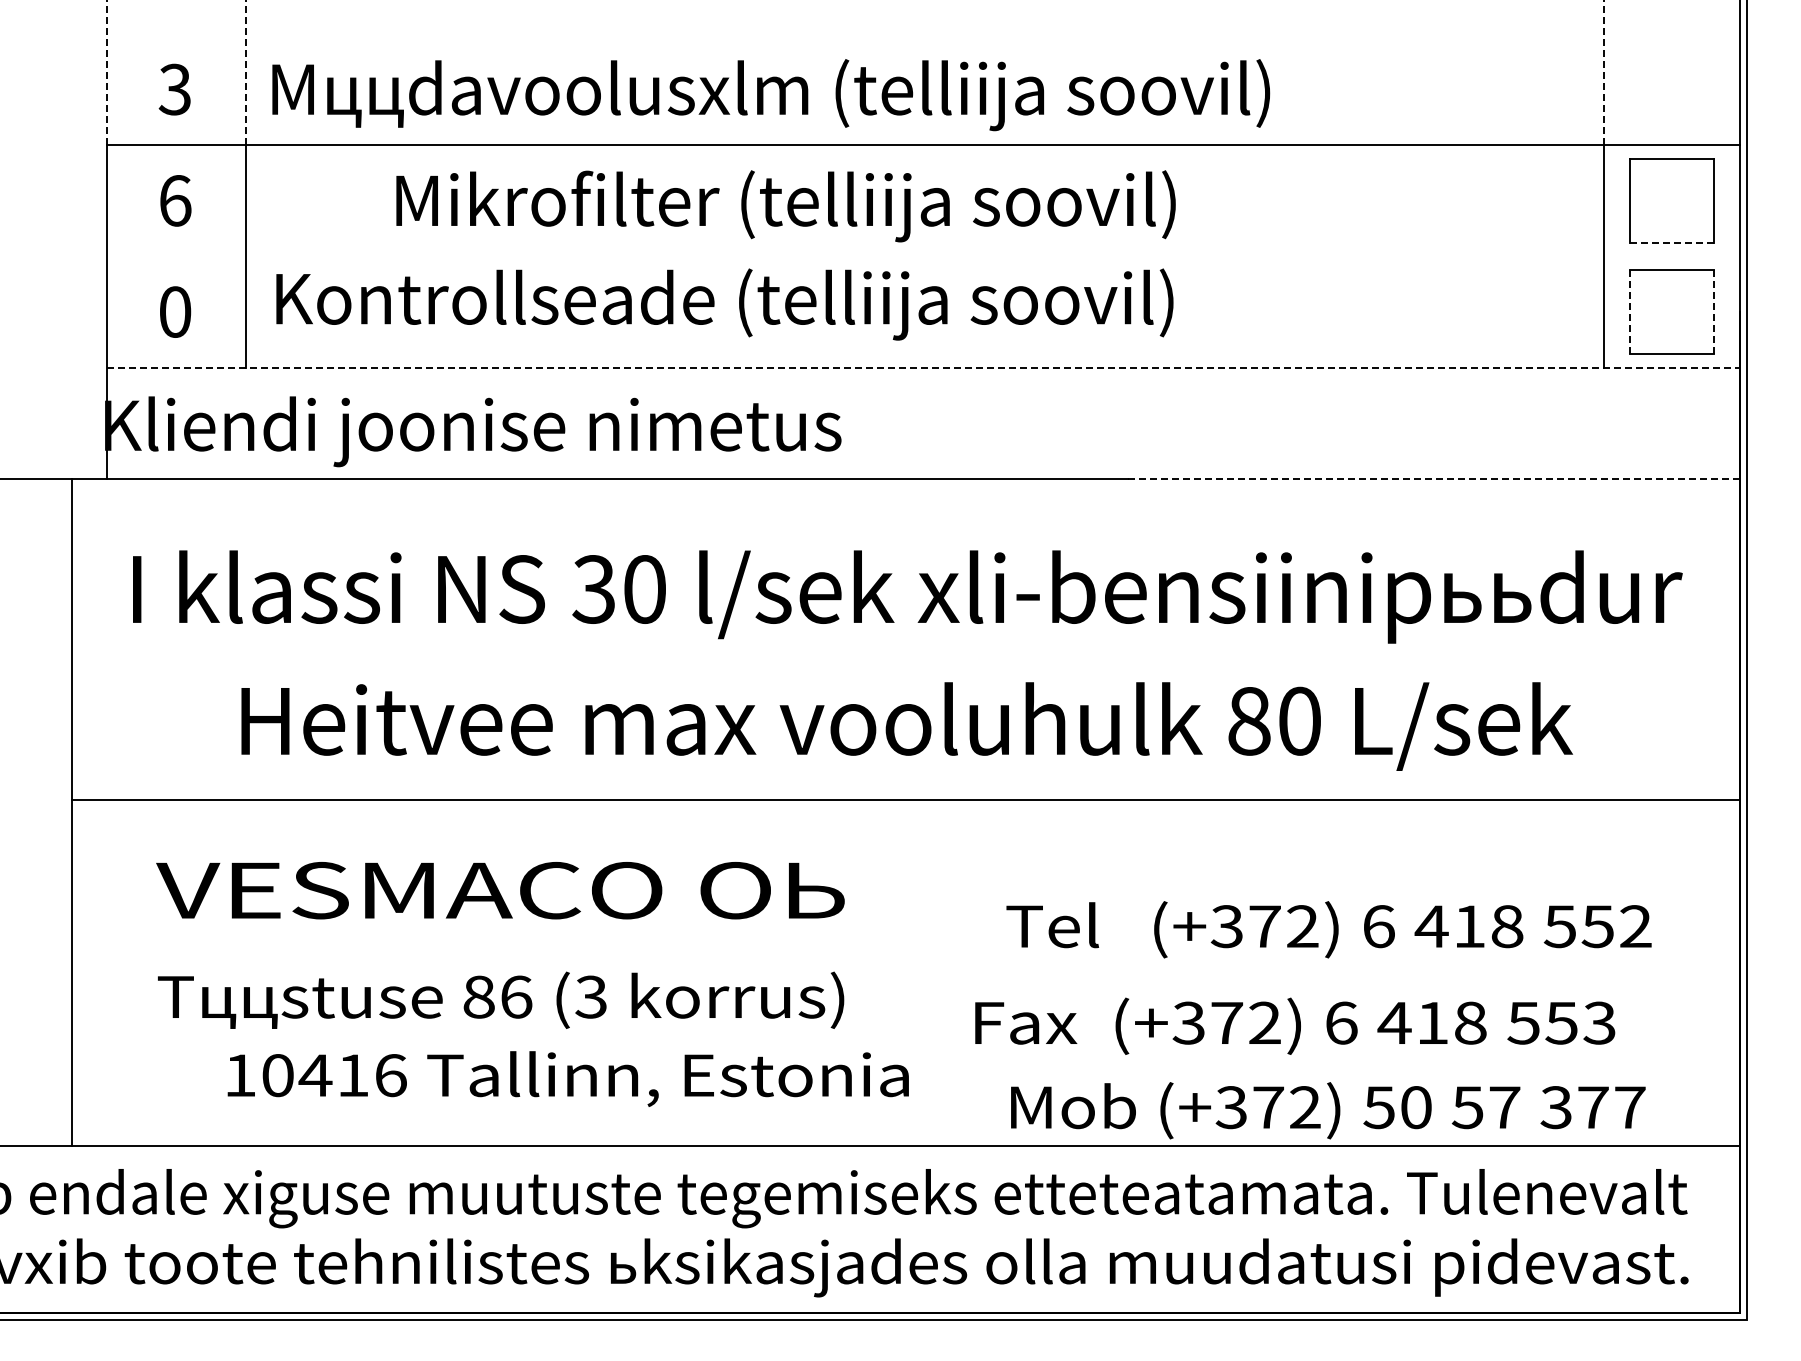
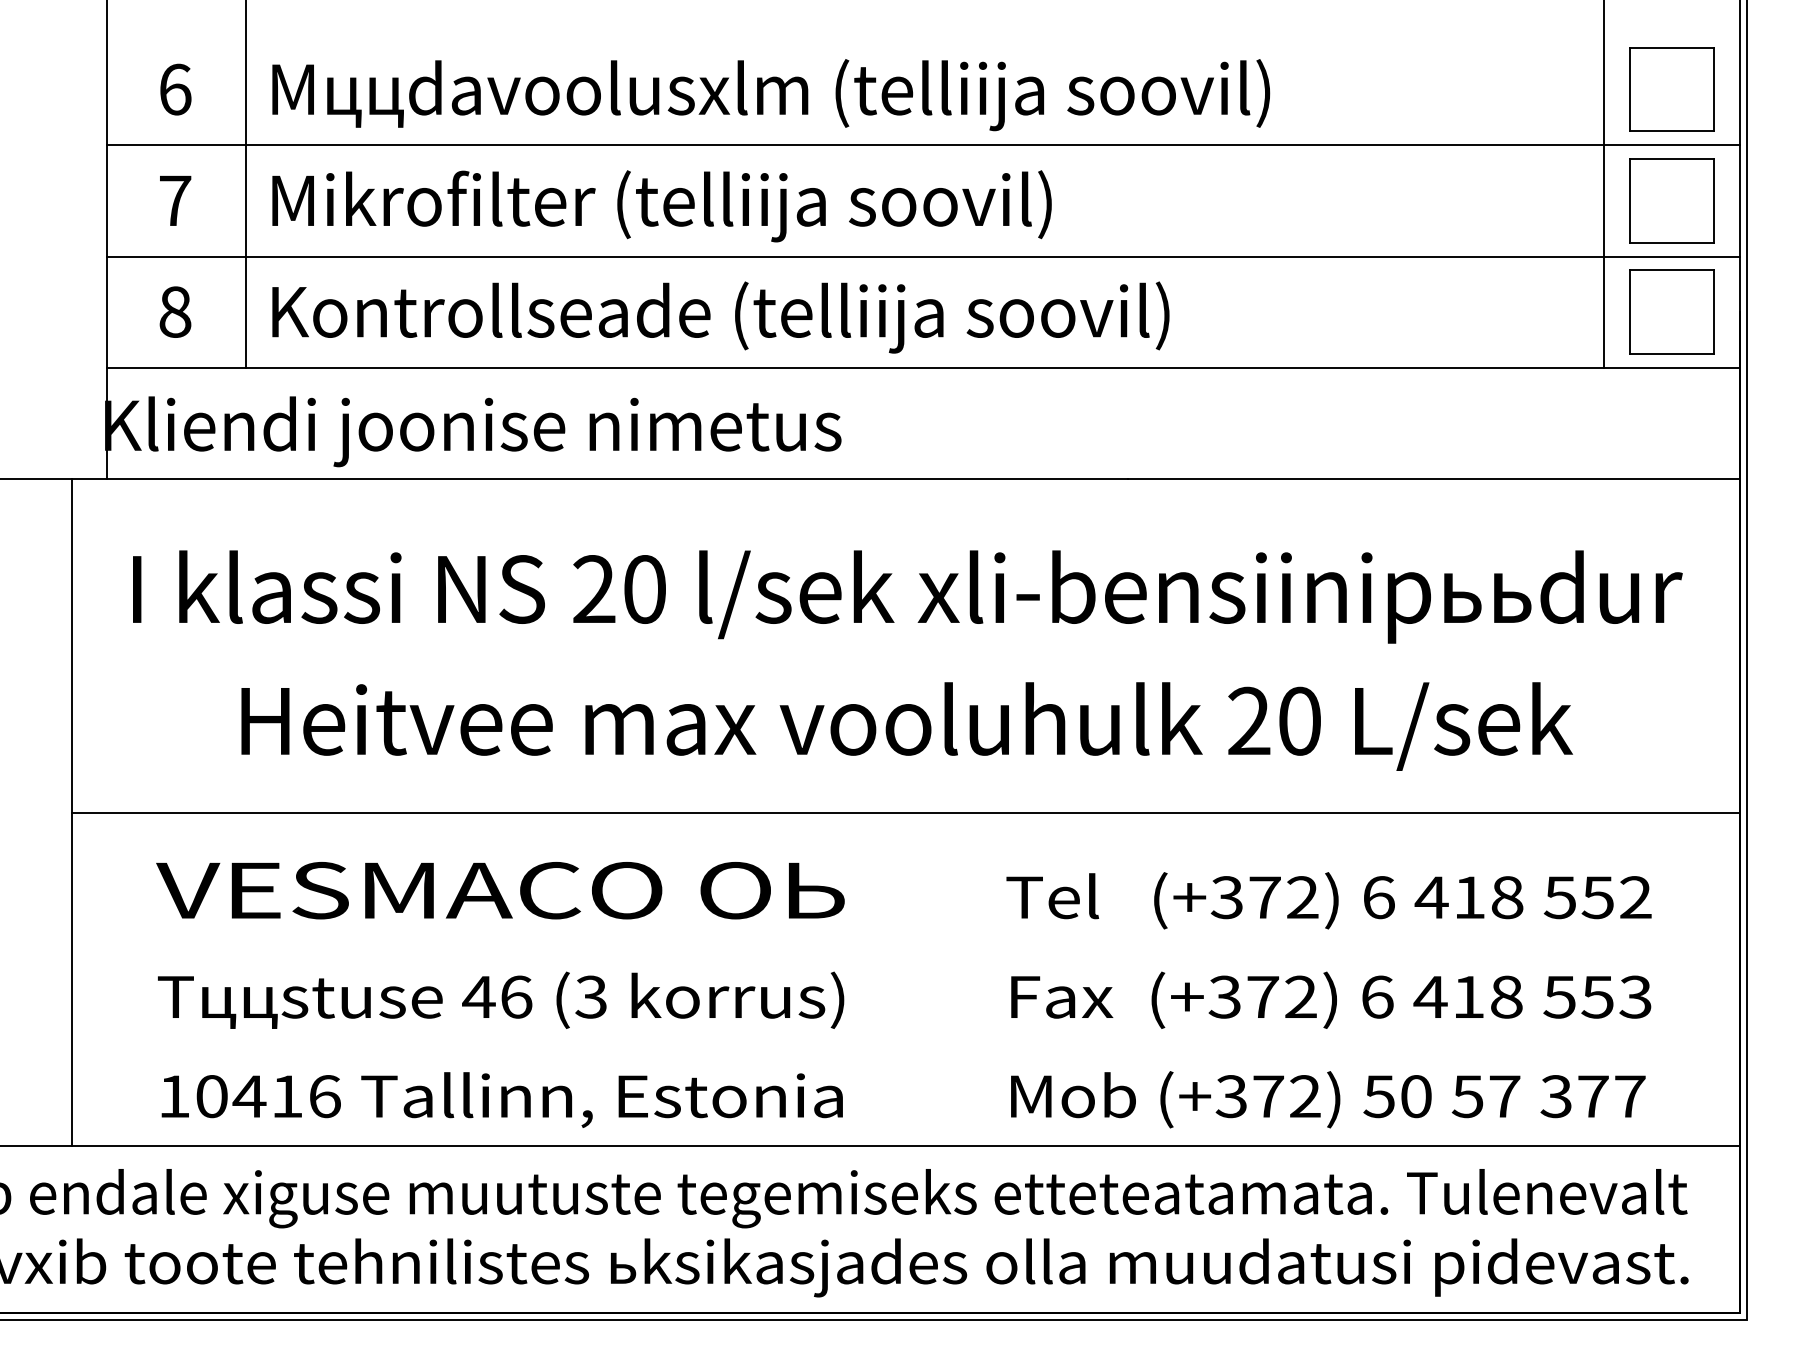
line: dashed -> solid (106, 72)
line: dashed -> solid (245, 72)
line: dashed -> solid (1603, 72)
text: 3 -> 6 (174, 89)
part: none -> present (1671, 89)
text: 6 -> 7 (175, 200)
text position: (785, 206) -> (661, 206) (661, 206)
line: dashed -> solid (1672, 242)
line: none -> present (923, 256)
text position: (724, 304) -> (720, 317) (720, 317)
text: 0 -> 8 (175, 311)
line: dashed -> solid (1630, 312)
line: dashed -> solid (1713, 312)
line: dashed -> solid (923, 367)
line: dashed -> solid (1434, 478)
text: 30 -> 20 (593, 589)
text: 80 -> 20 (1249, 720)
line position: (905, 799) -> (905, 812) (905, 812)
text position: (1328, 929) -> (1328, 900) (1328, 900)
text: 86 -> 46 (478, 996)
text position: (1295, 1025) -> (1331, 999) (1331, 999)
text position: (567, 1078) -> (501, 1099) (501, 1099)
text position: (1328, 1110) -> (1328, 1099) (1328, 1099)
